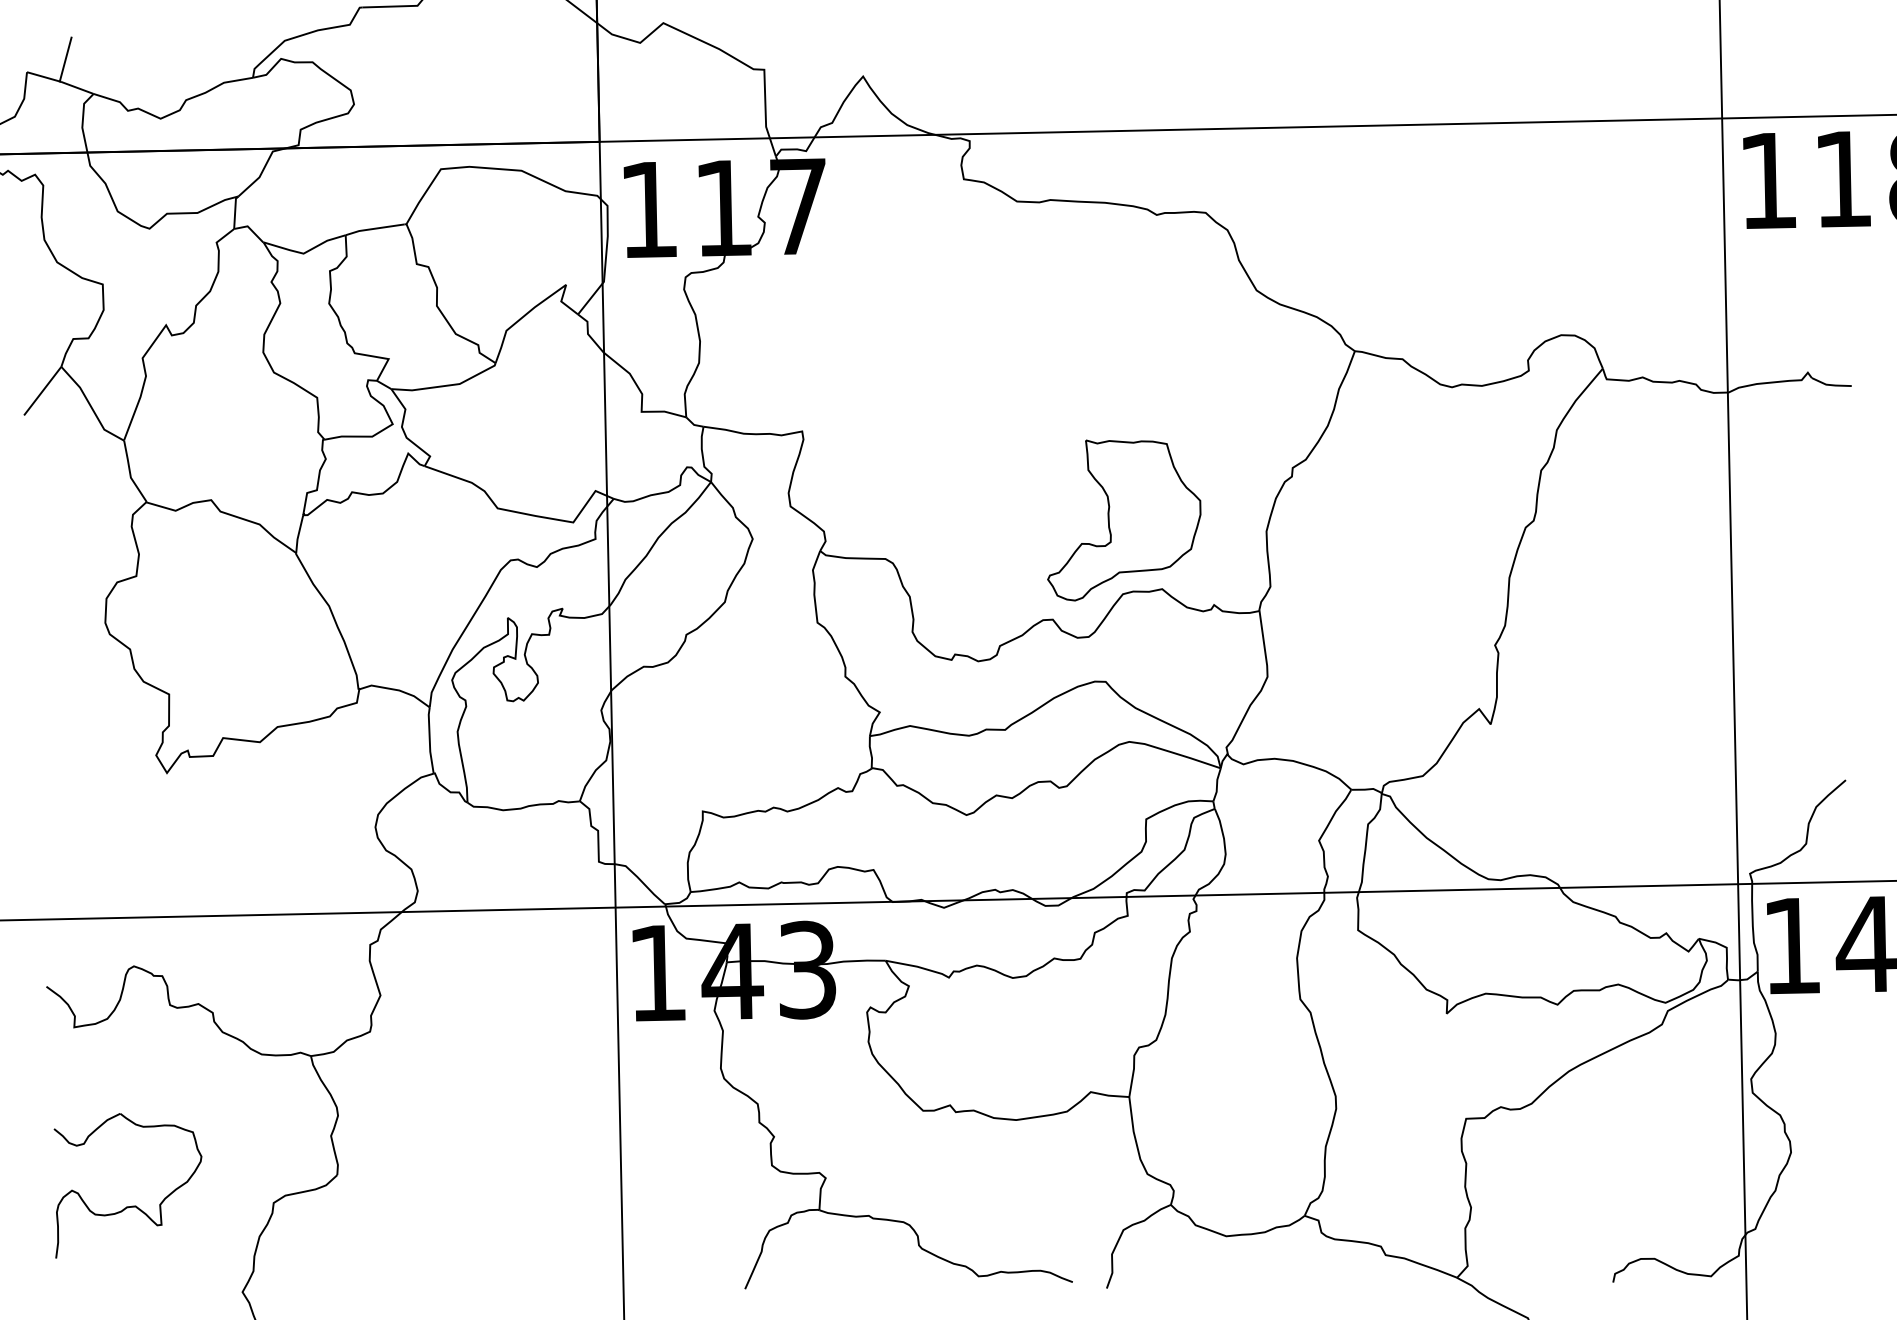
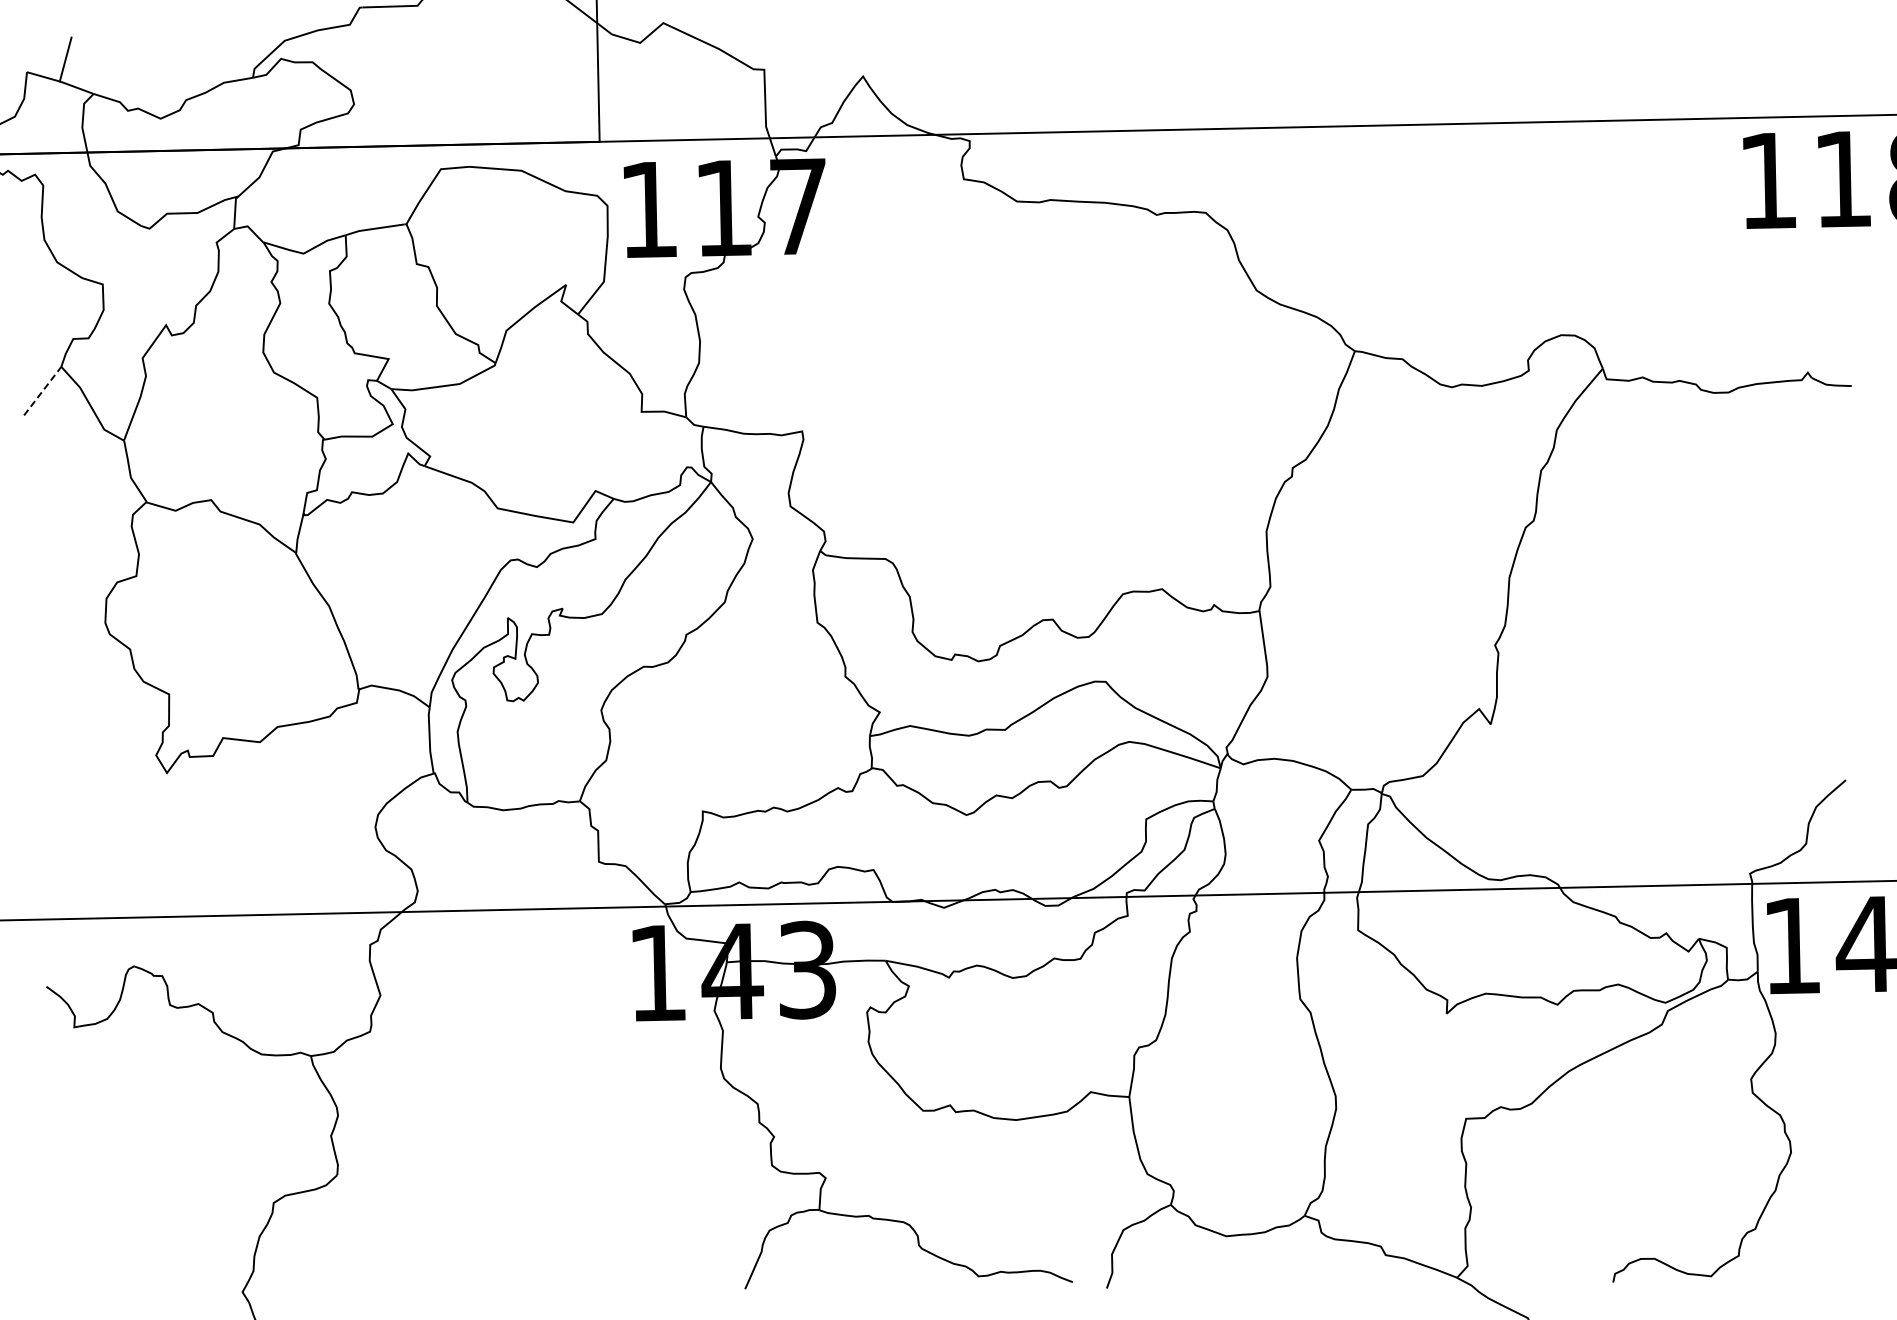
line: solid -> dashed (42, 391)
part: present -> none (1124, 520)
line: present -> none (610, 659)
line: present -> none (1733, 659)
part: present -> none (132, 1205)
